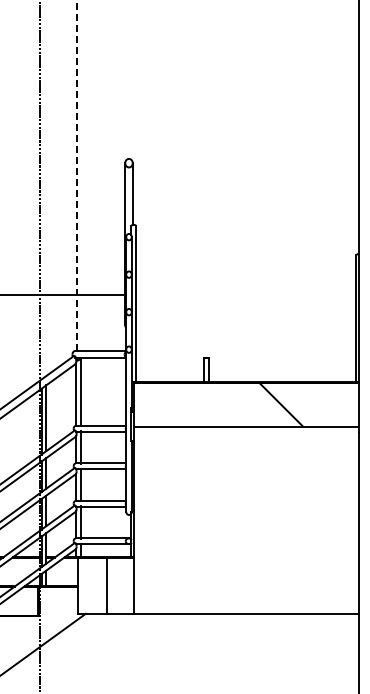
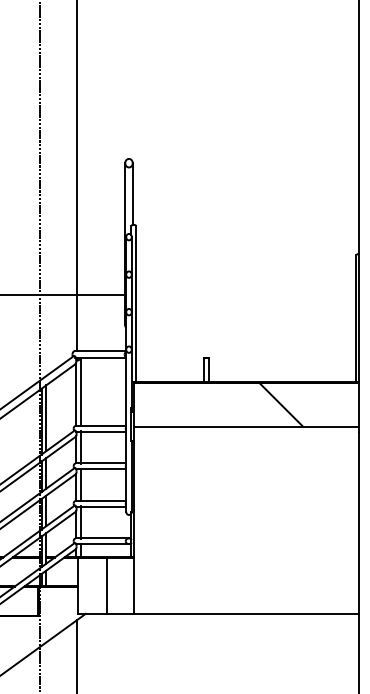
line: dashed -> solid (77, 175)
line: none -> present (77, 654)
